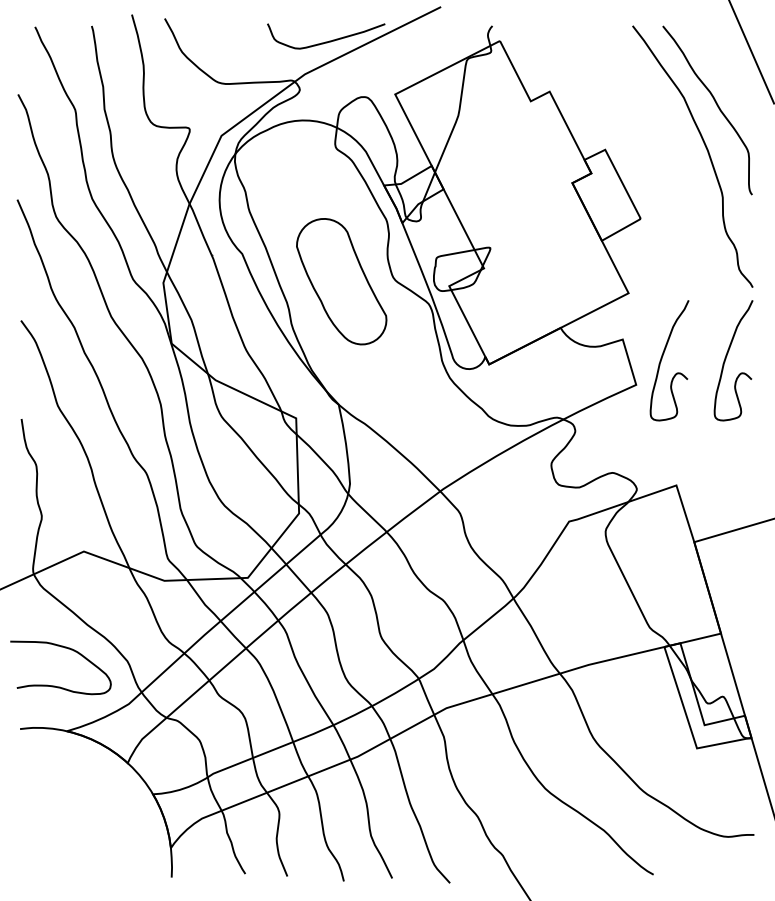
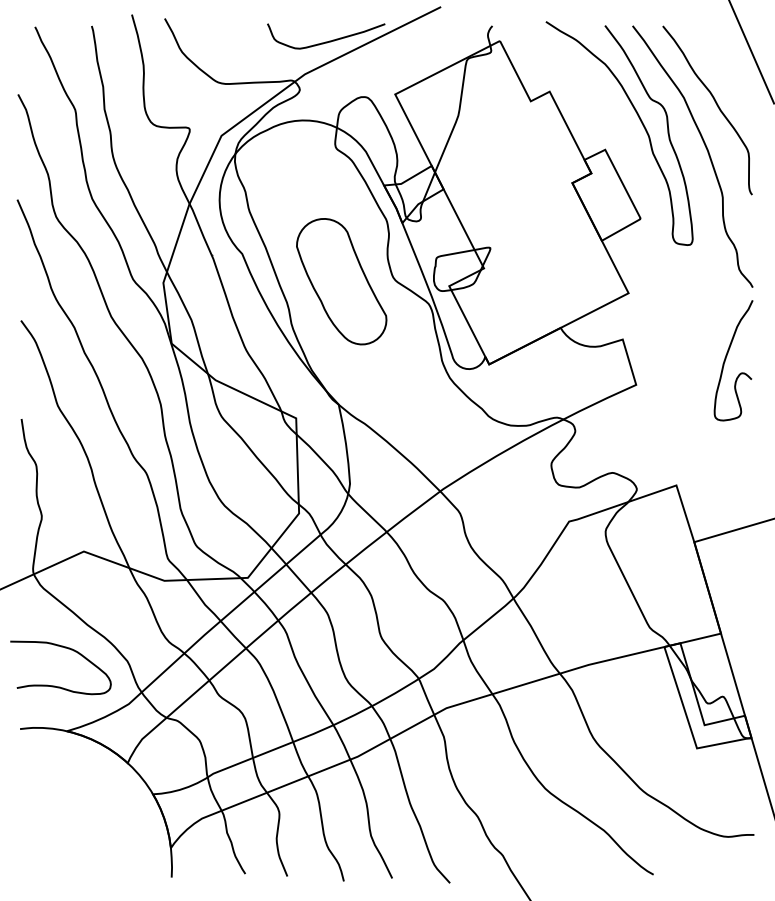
curve: none -> present (641, 123)
curve: present -> none (662, 359)
